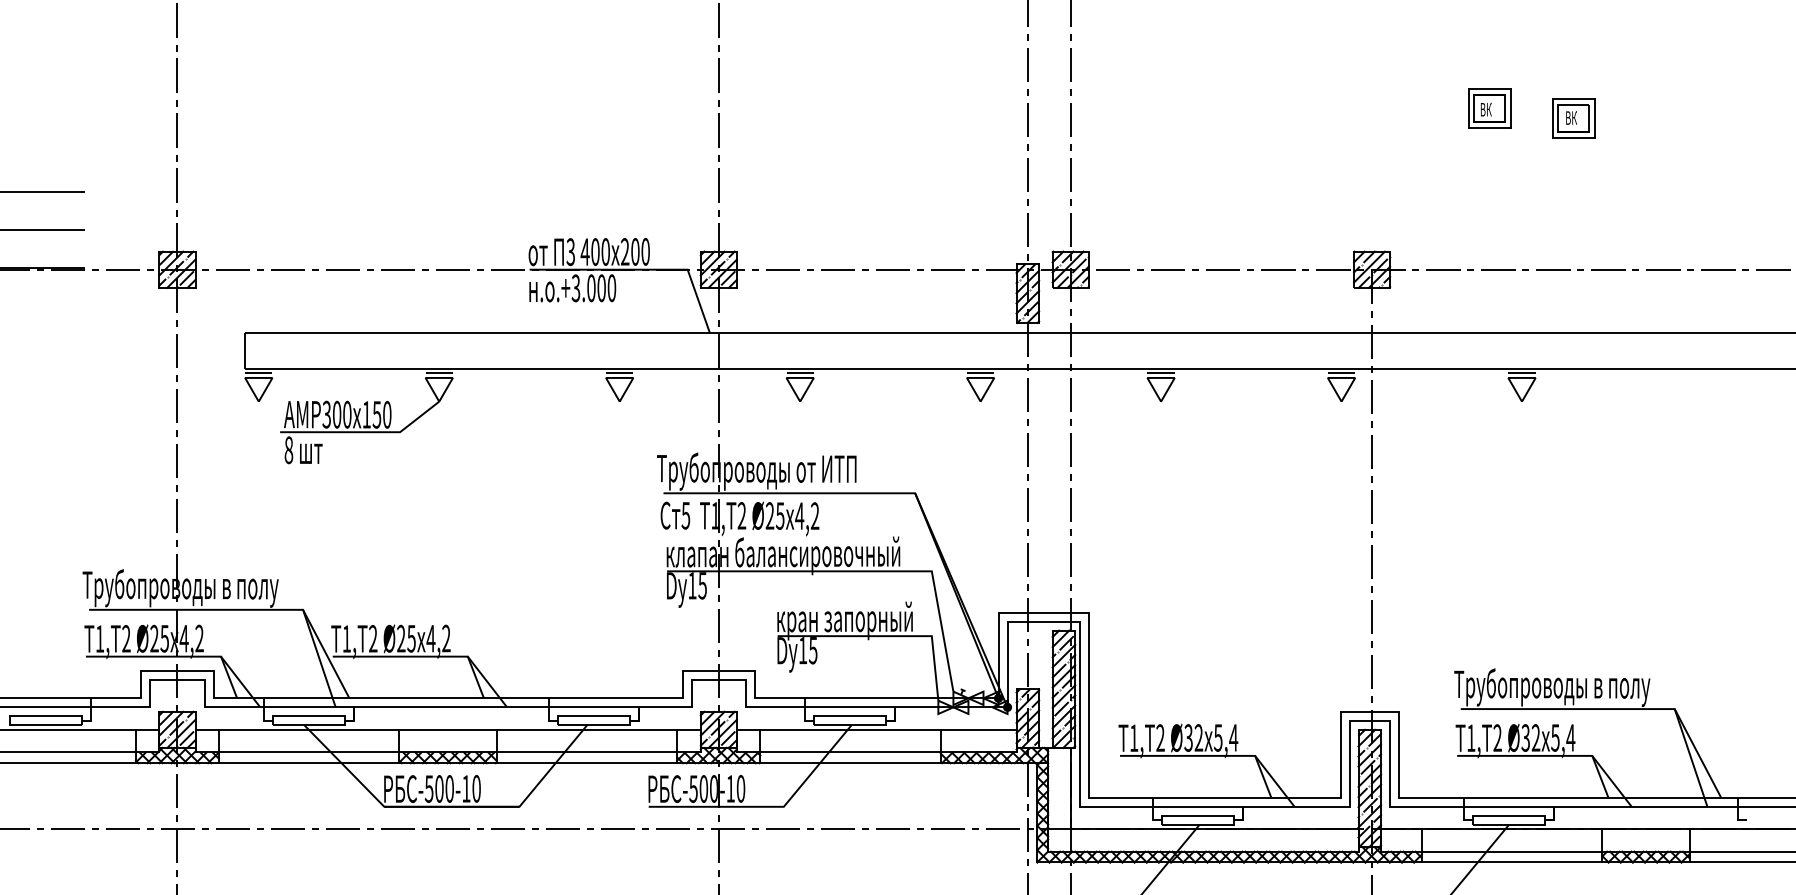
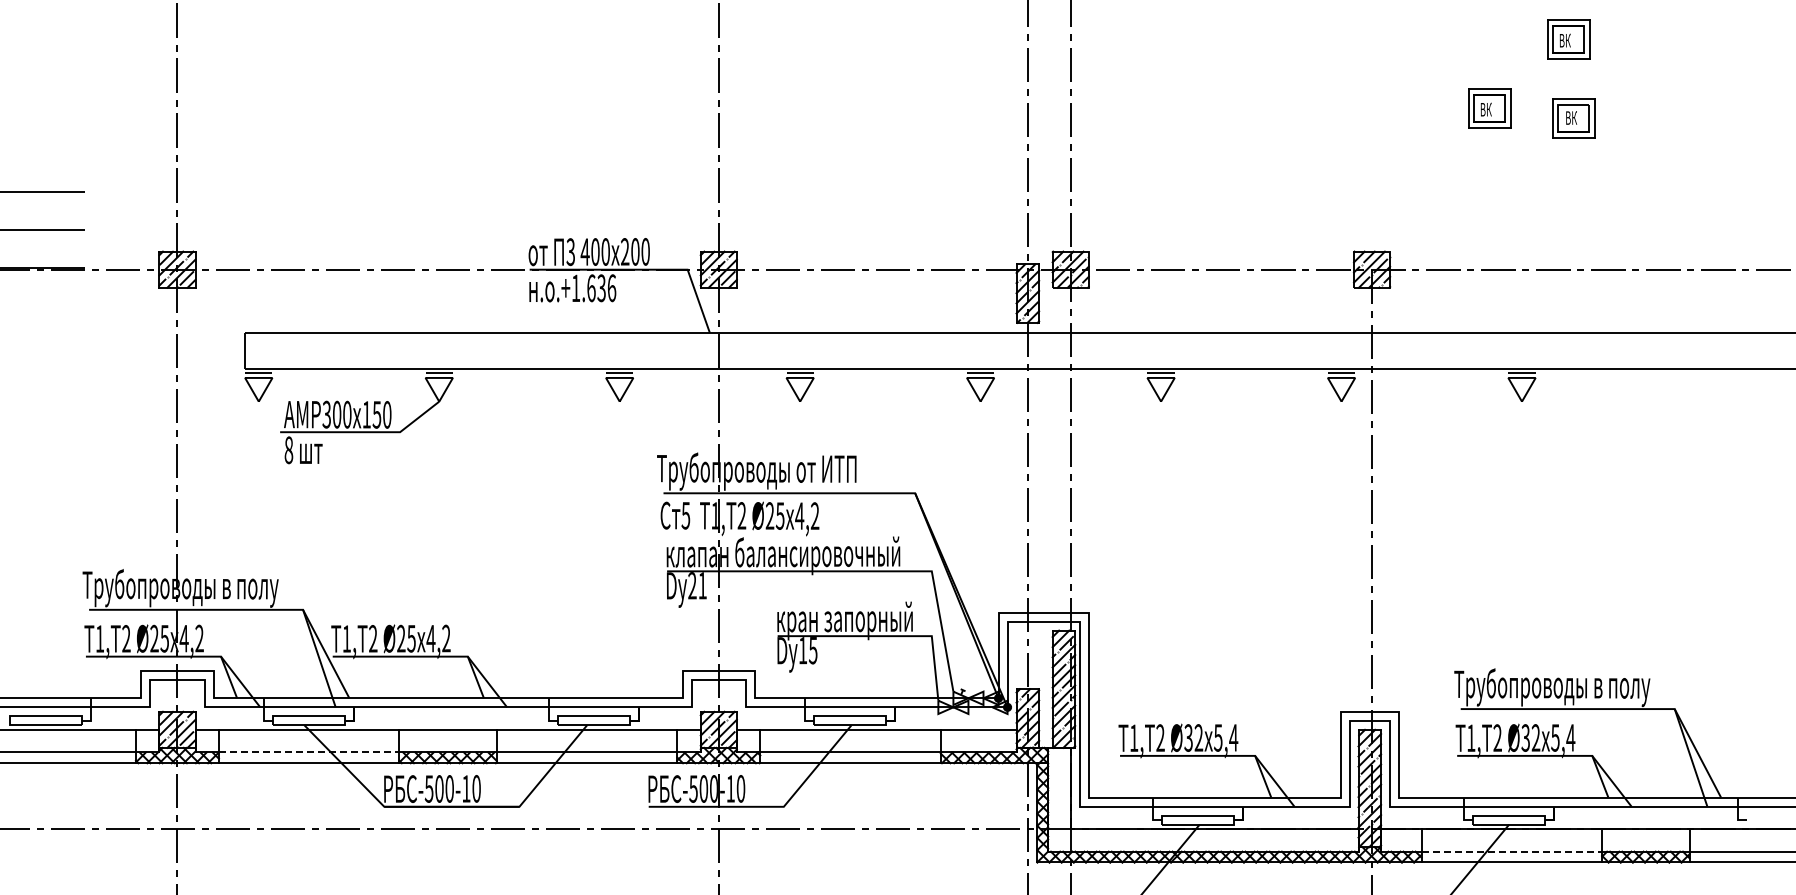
part: none -> present (1568, 39)
text: .+3.000 -> .+1.636 (593, 288)
text: 15 -> 21 (697, 585)
line: solid -> dashed (309, 752)
line: solid -> dashed (1512, 851)
